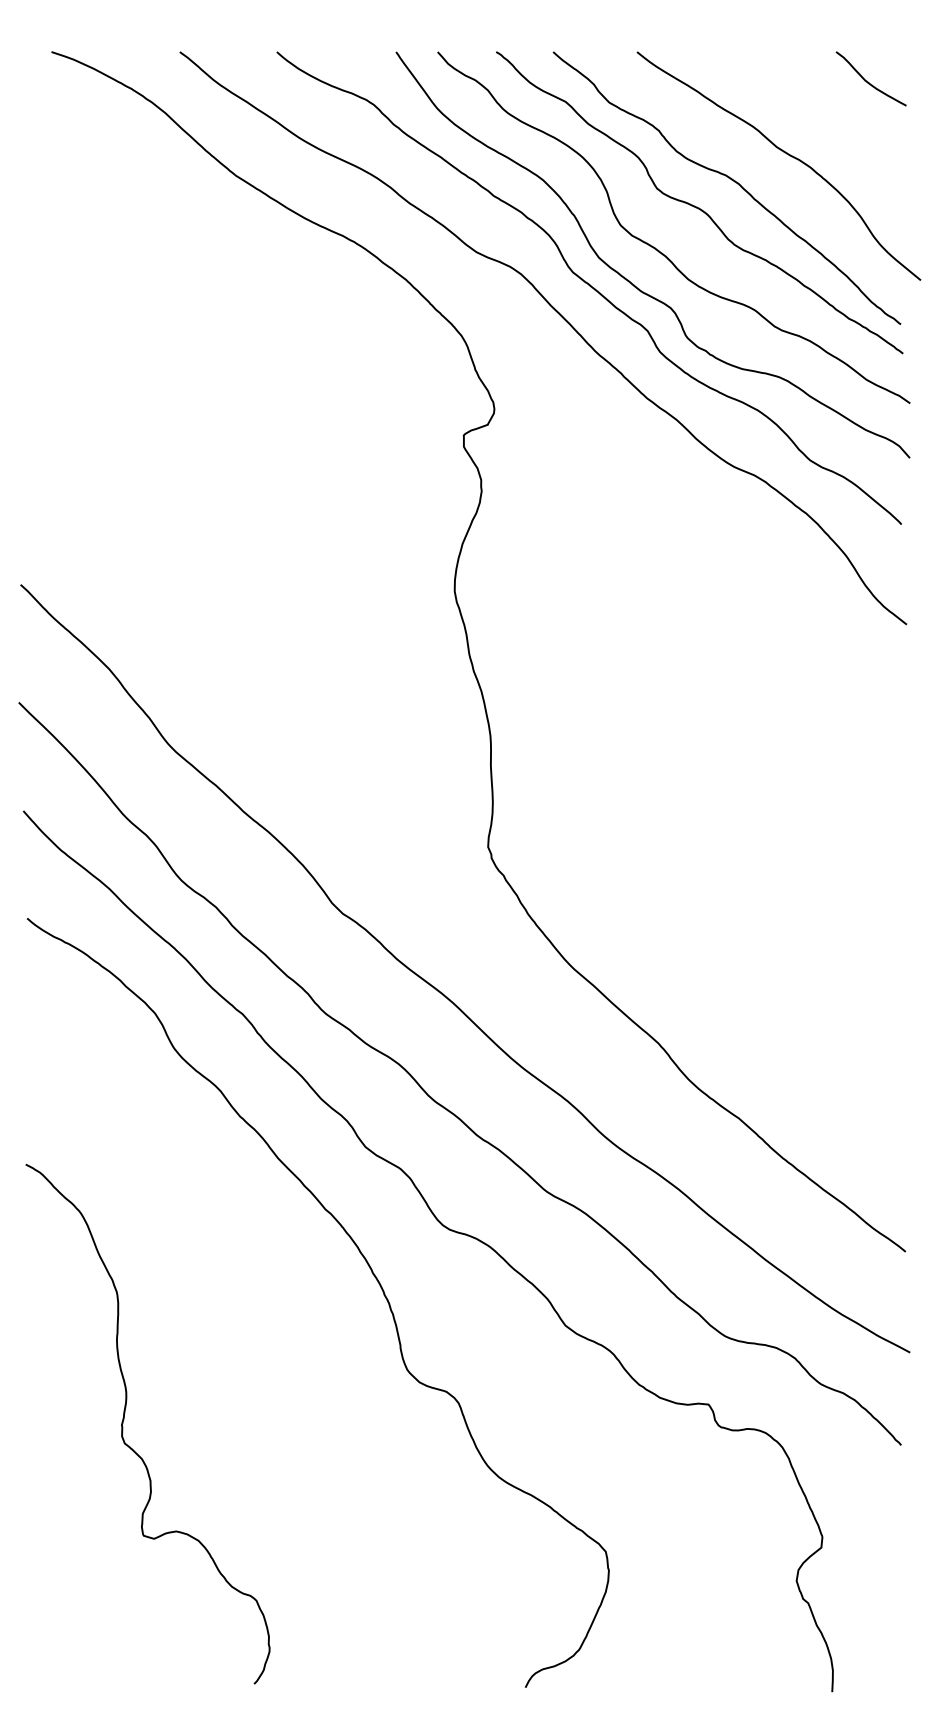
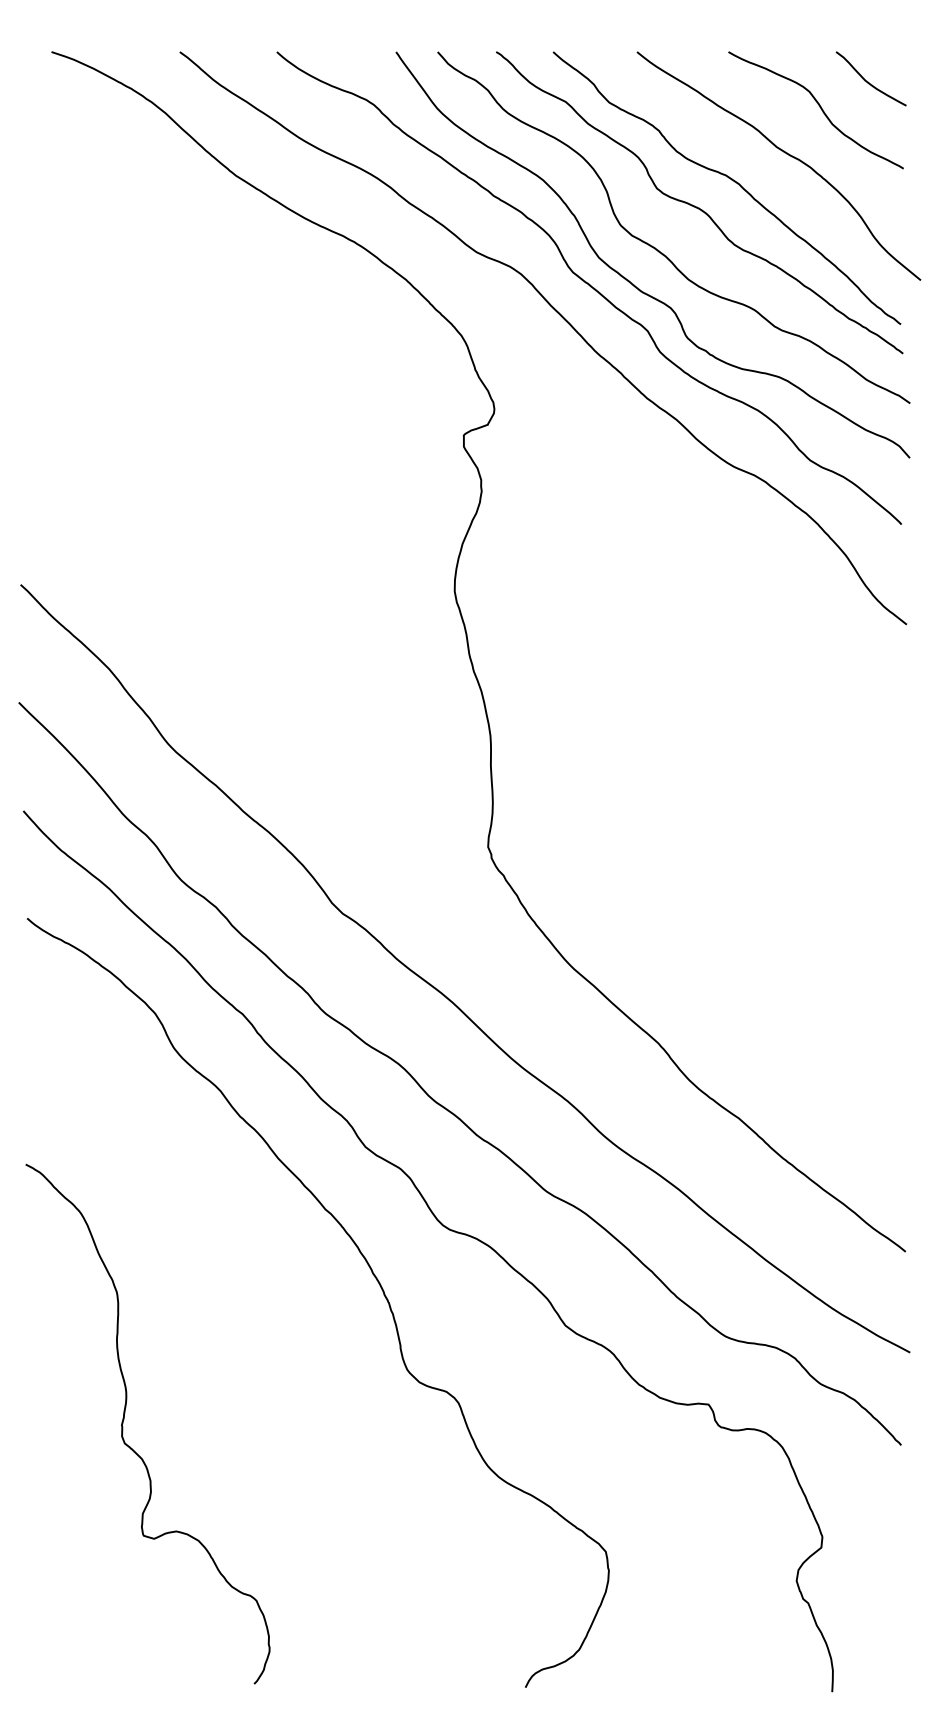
curve: none -> present (819, 107)
